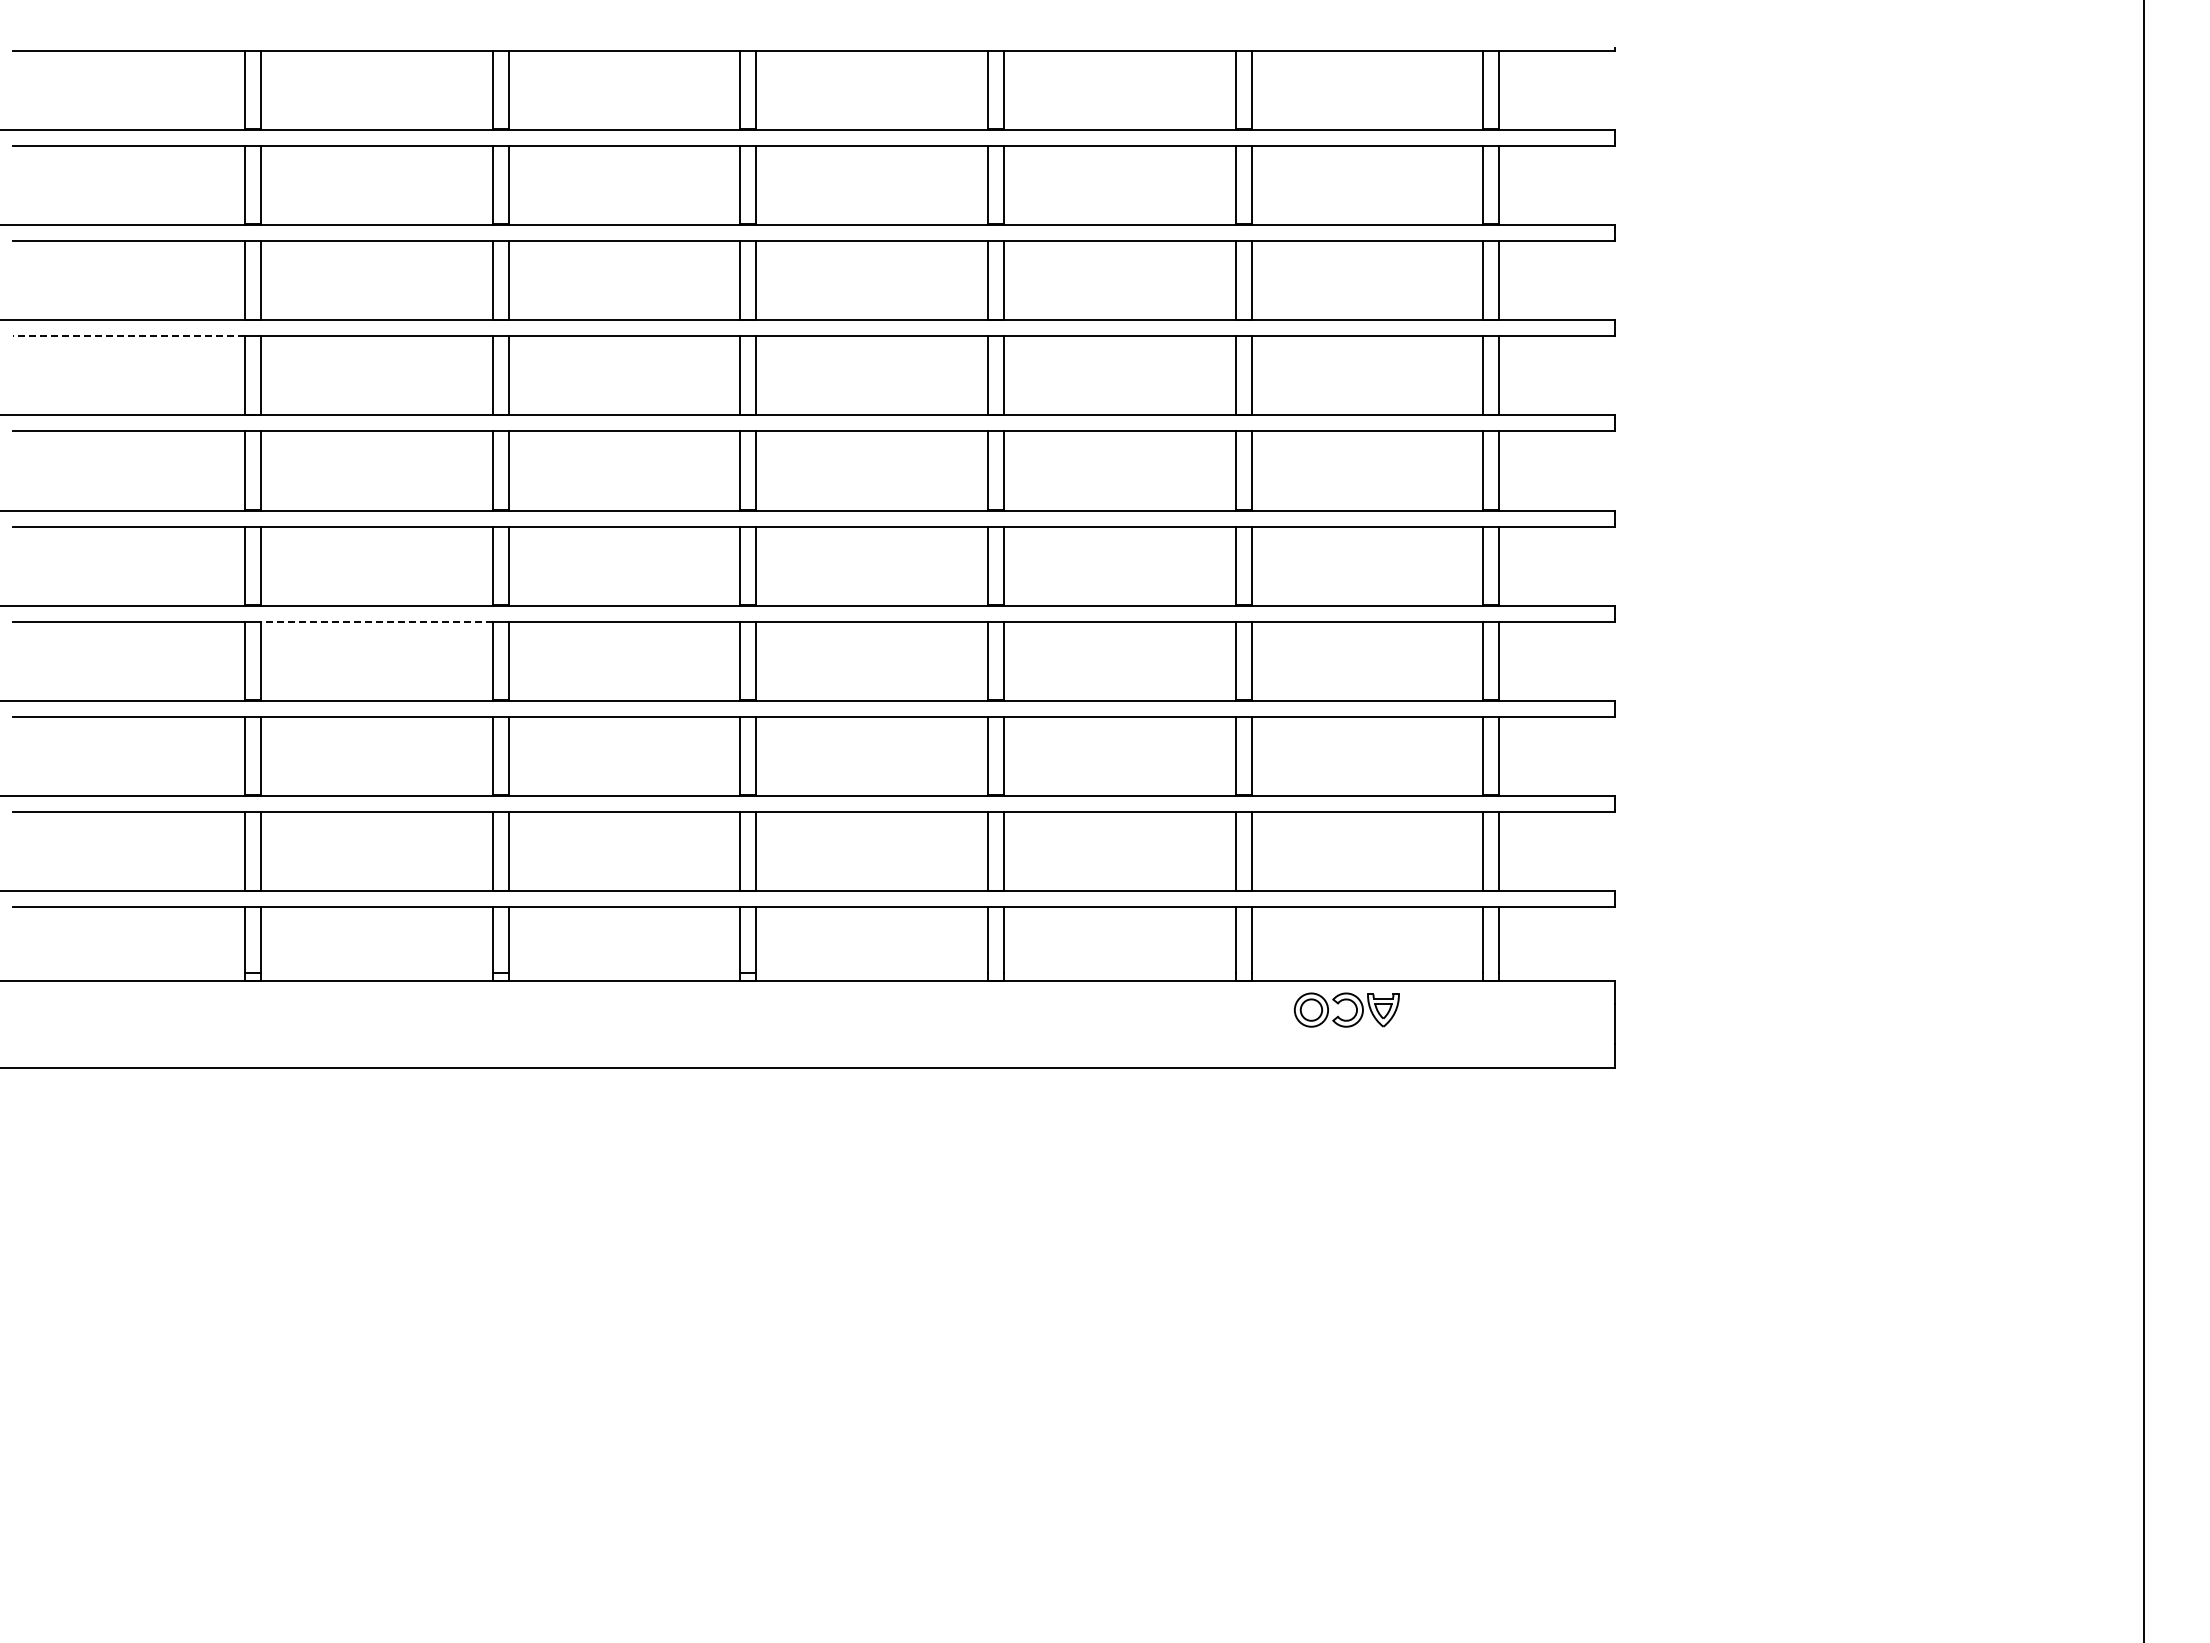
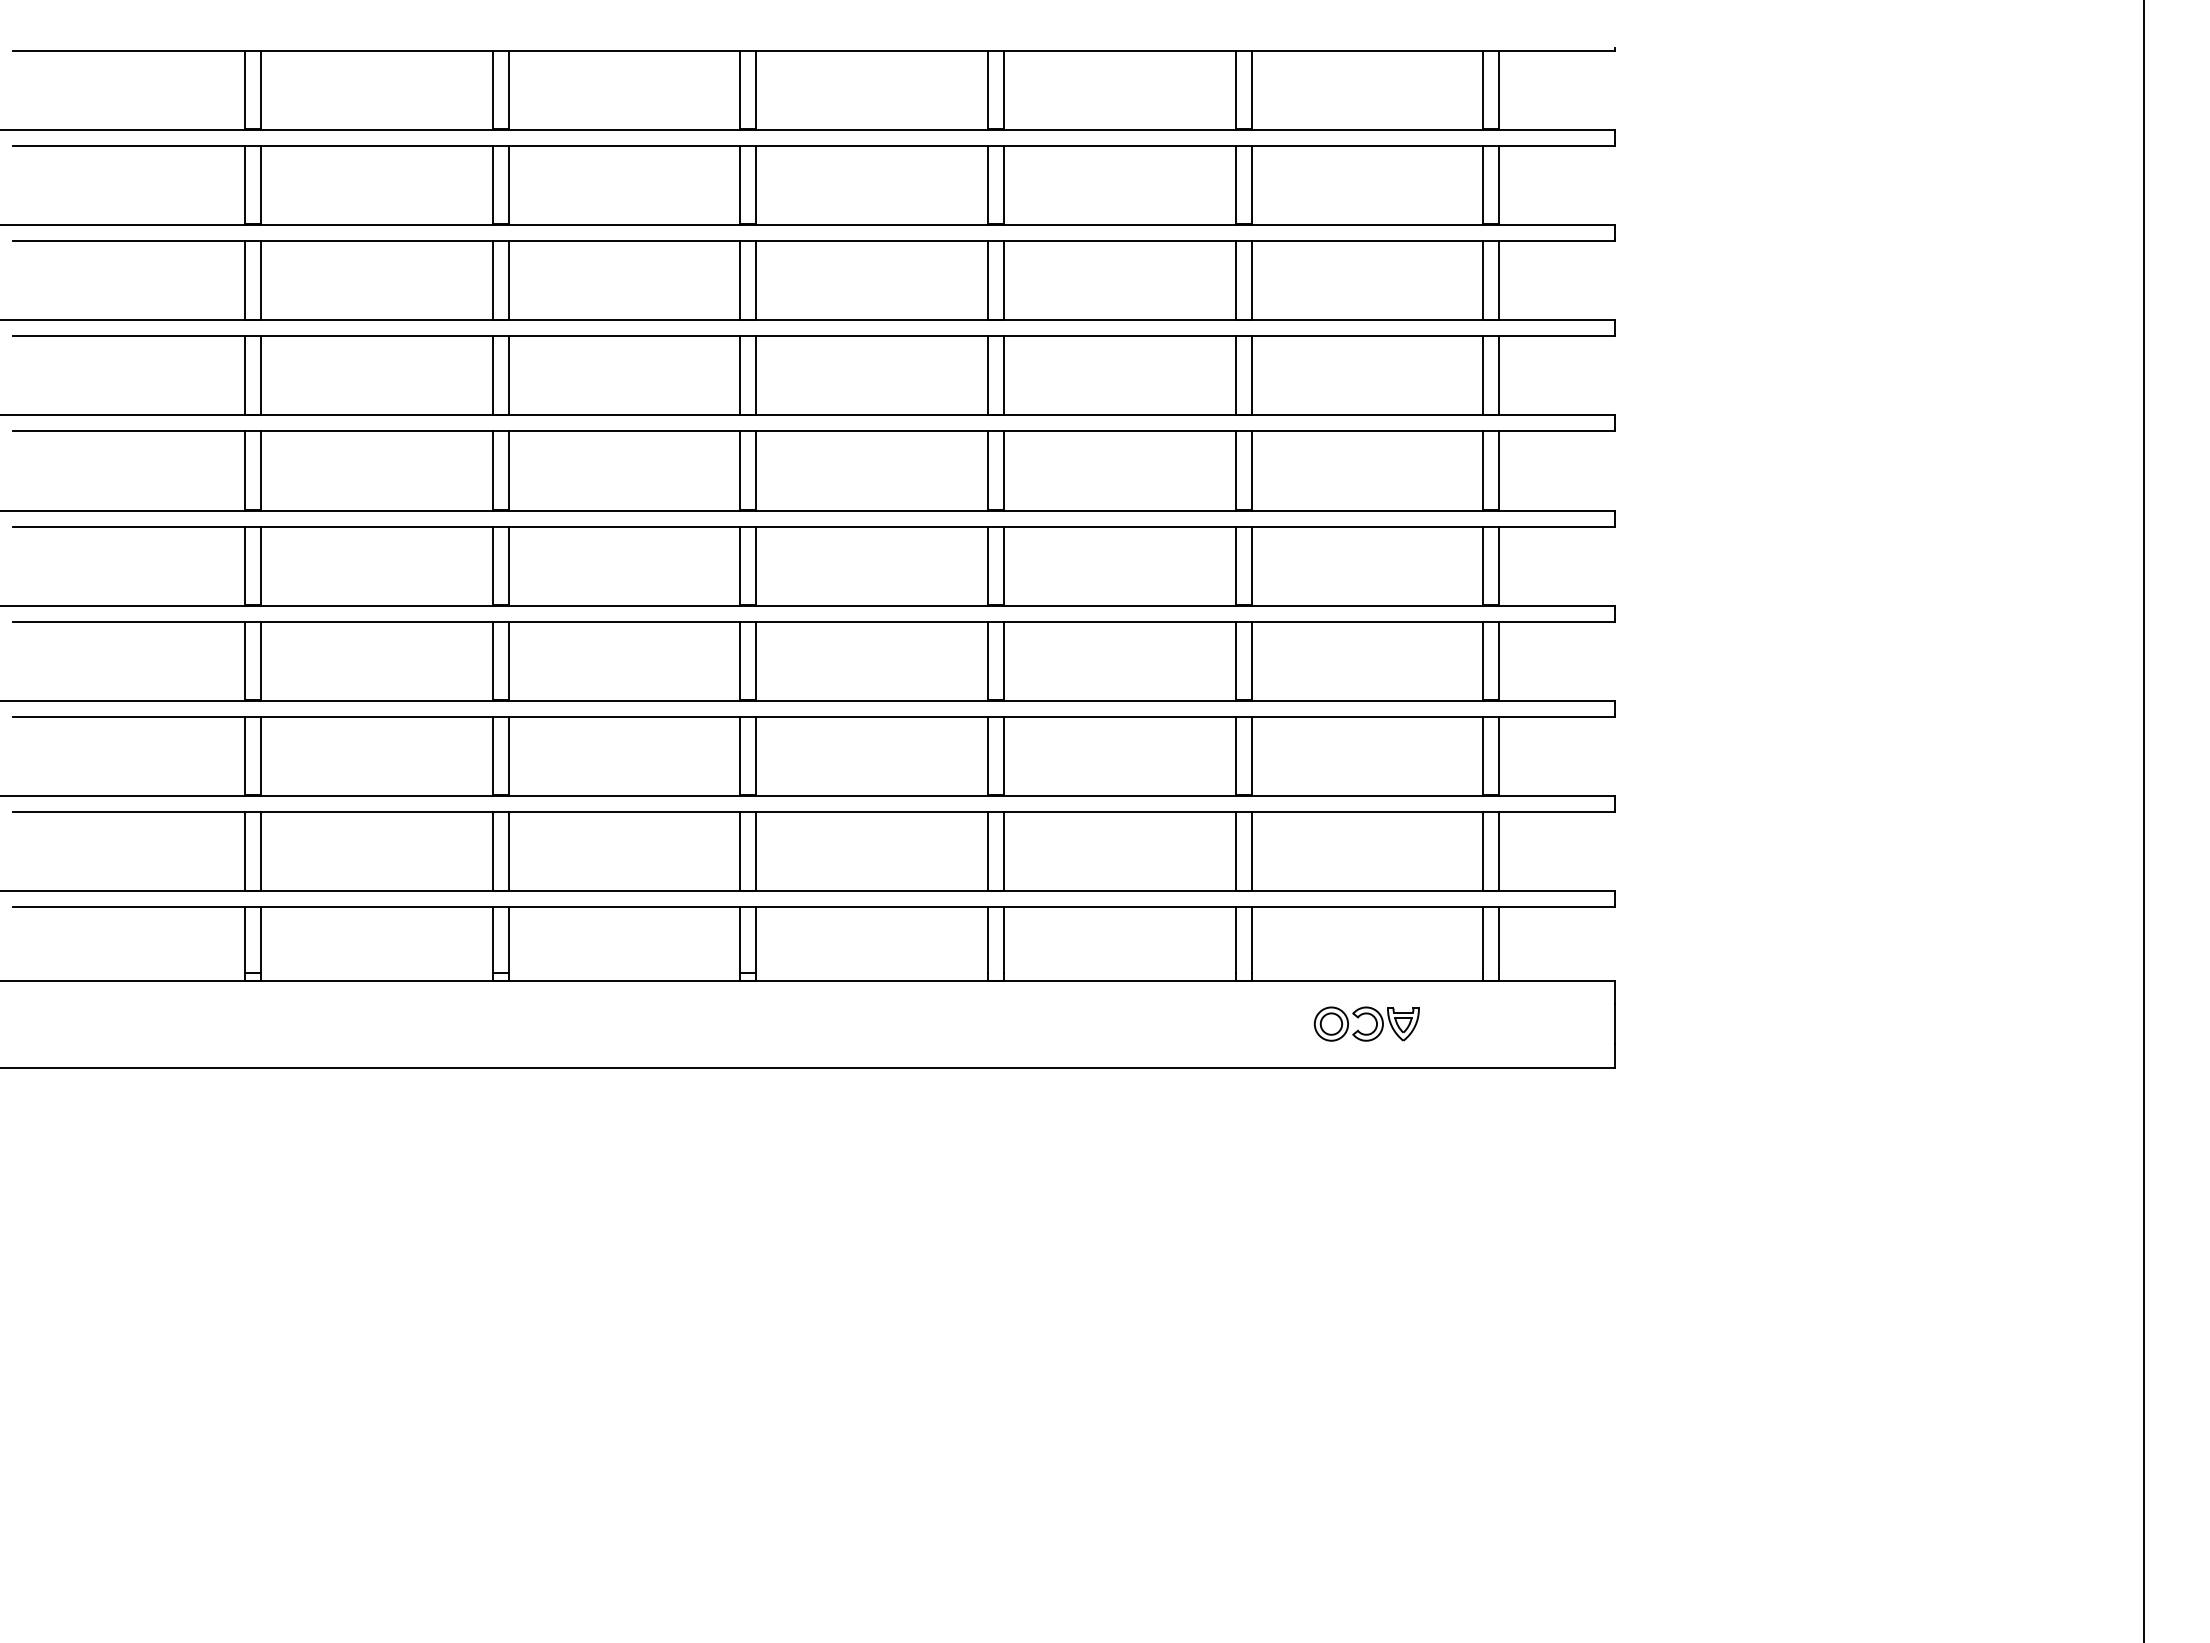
line: dashed -> solid (129, 336)
line: dashed -> solid (376, 621)
part position: (1342, 1001) -> (1362, 1015) (1362, 1015)
